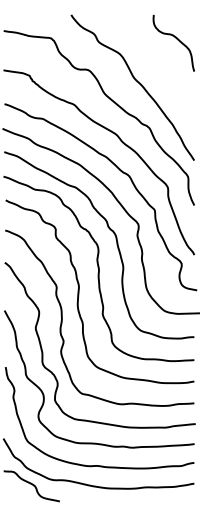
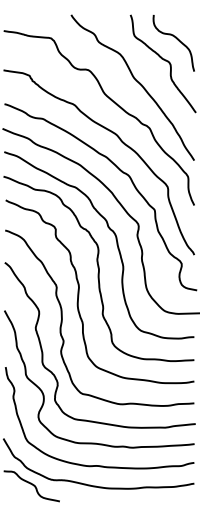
curve: none -> present (163, 60)
